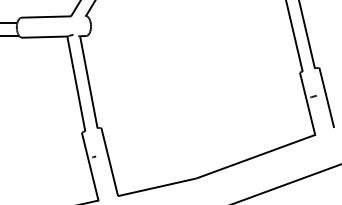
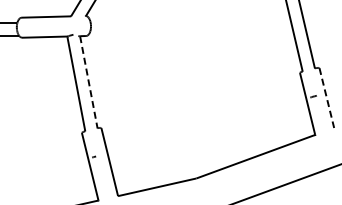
line: solid -> dashed (88, 82)
line: solid -> dashed (326, 98)
